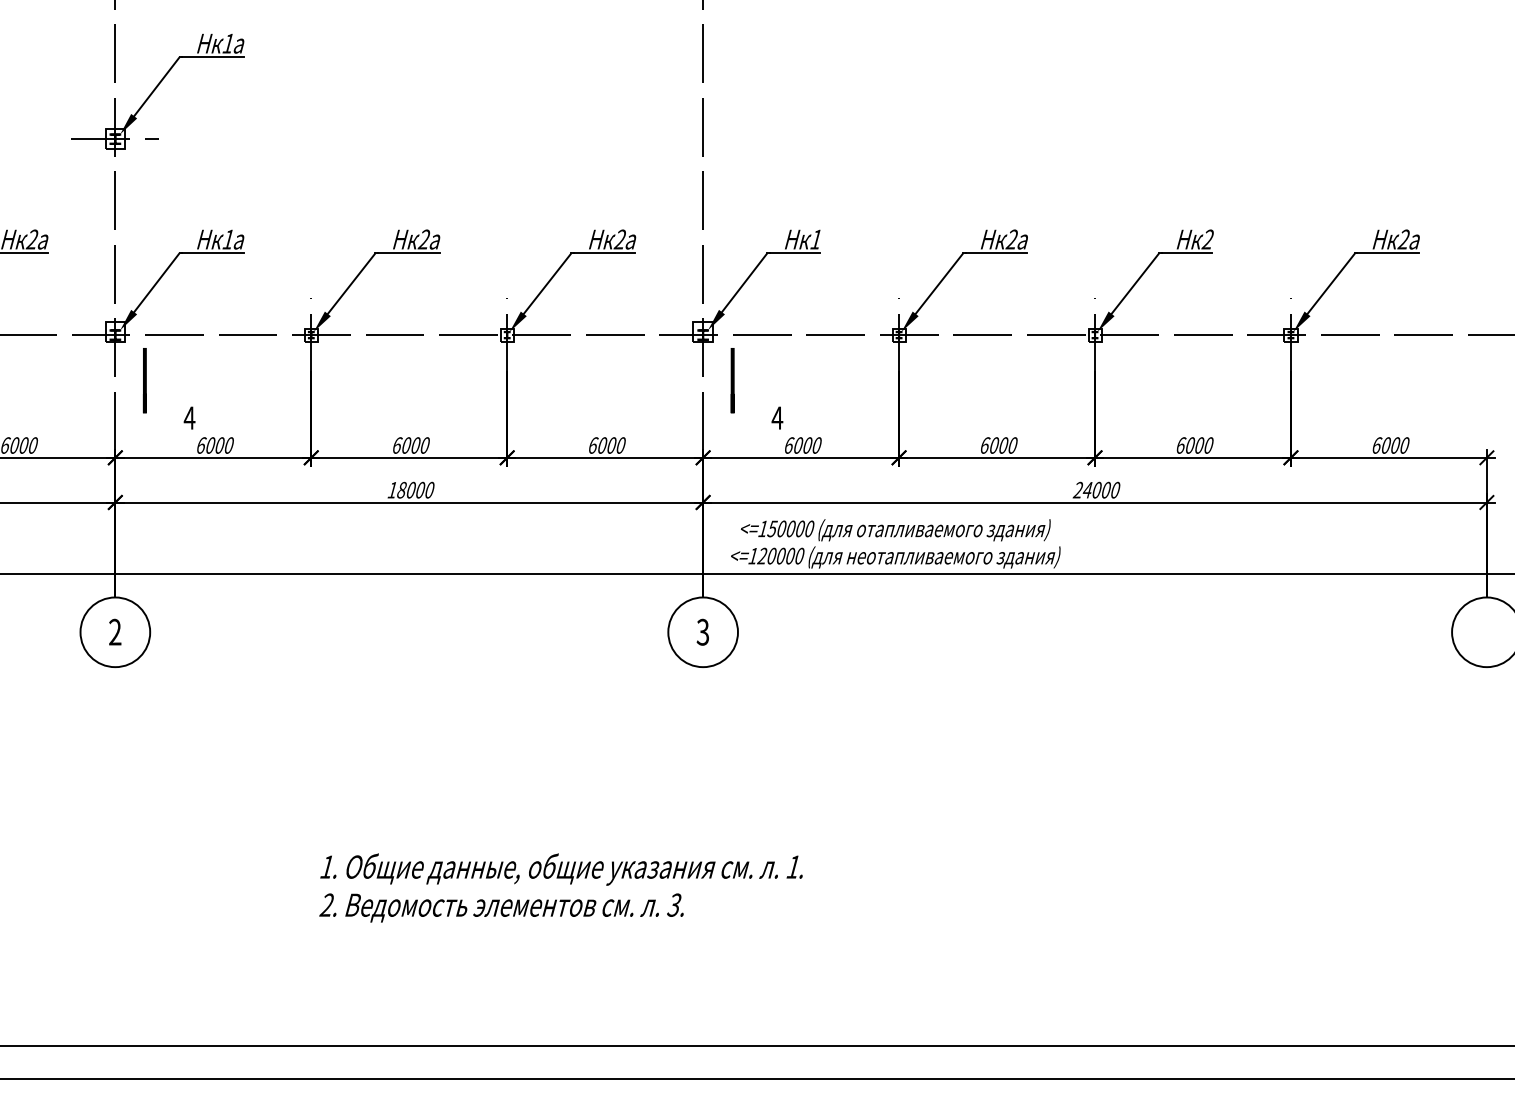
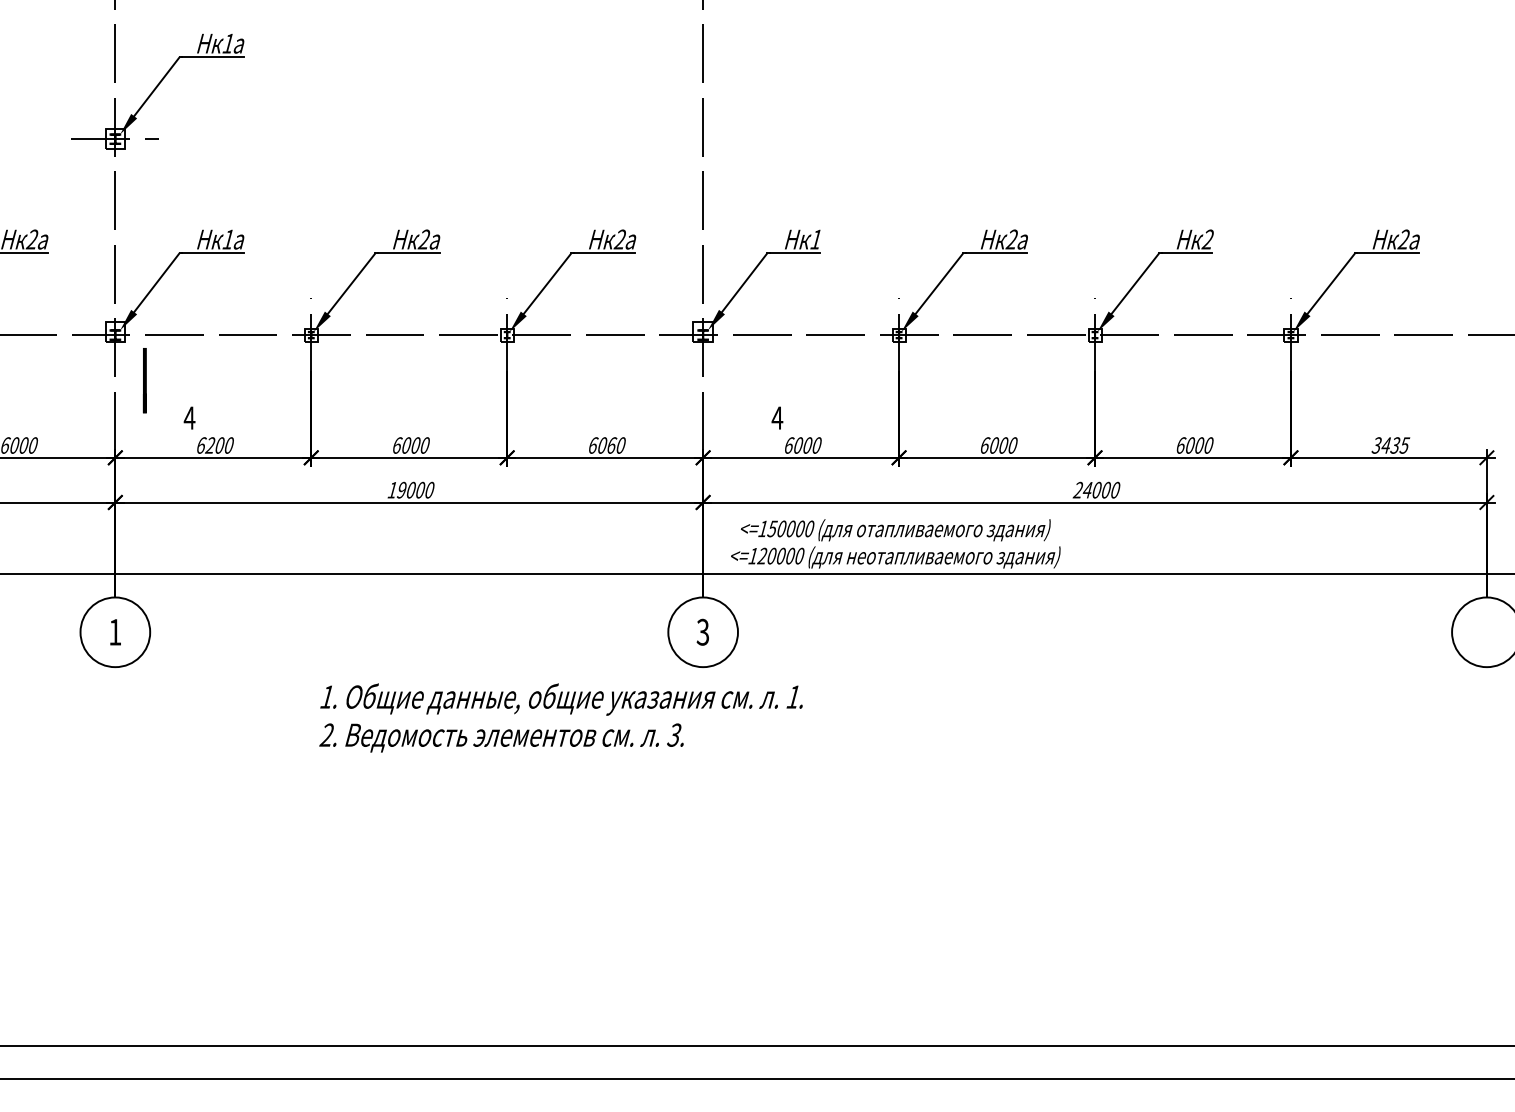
line: present -> none (732, 380)
text: 6000 -> 6200 (210, 445)
text: 6000 -> 6060 (612, 445)
text: 6000 -> 3435 (1390, 445)
text: 18000 -> 19000 (401, 490)
text: 2 -> 1 (115, 631)
text position: (560, 887) -> (560, 717) (560, 717)
